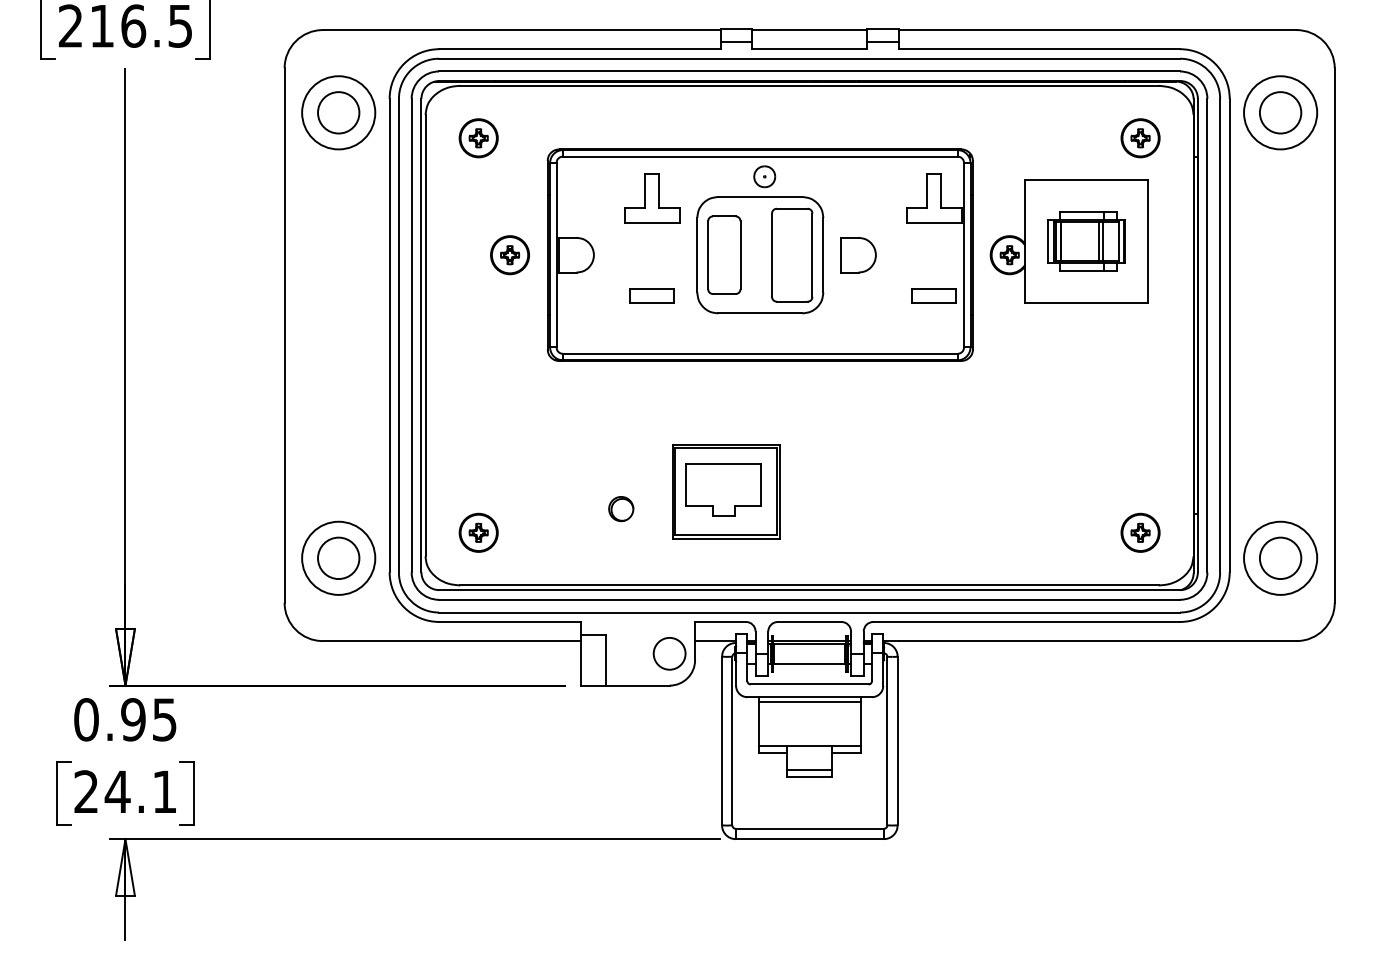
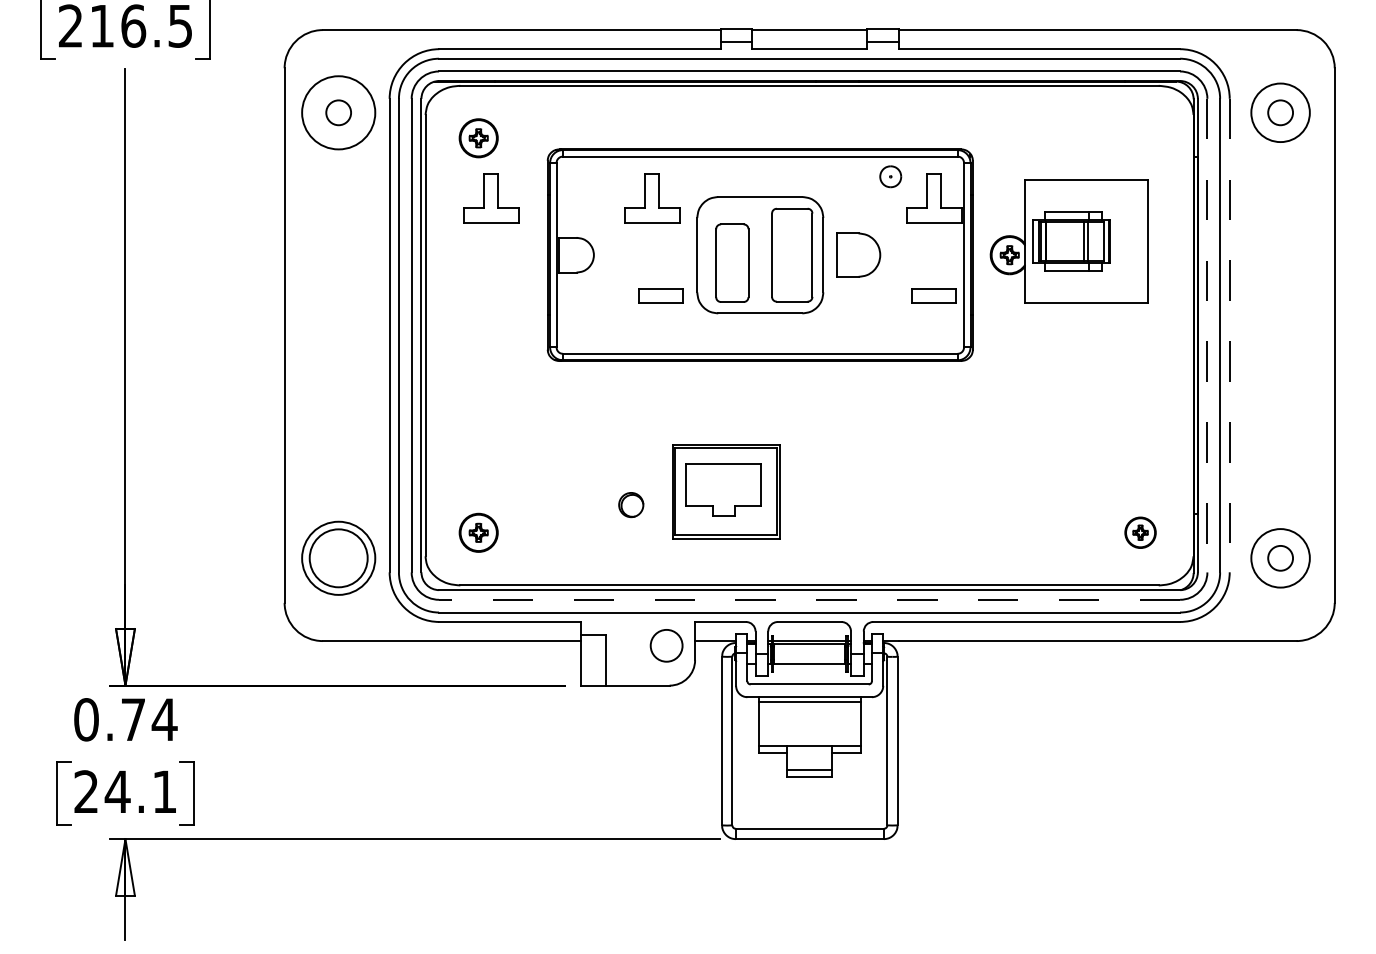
circle diameter: 41 px -> 25 px (338, 112)
circle diameter: 41 px -> 25 px (1280, 112)
circle diameter: 73 px -> 59 px (1280, 112)
part: present -> none (1140, 138)
part position: (764, 176) -> (890, 176) (890, 176)
part: none -> present (491, 198)
part position: (1086, 241) -> (1071, 241) (1071, 241)
part position: (724, 254) -> (732, 262) (732, 262)
part: present -> none (509, 255)
part size: 37x37 px -> 46x46 px (858, 254)
part position: (651, 295) -> (660, 295) (660, 295)
line: solid -> dashed (1207, 335)
line: solid -> dashed (1229, 335)
part position: (621, 509) -> (631, 505) (631, 505)
part size: 41x41 px -> 33x33 px (1140, 532)
circle diameter: 73 px -> 59 px (1280, 558)
circle diameter: 41 px -> 58 px (338, 558)
circle diameter: 41 px -> 25 px (1280, 557)
line: solid -> dashed (809, 599)
circle position: (669, 653) -> (666, 645) (666, 645)
text: 0.95 -> 0.74 (149, 719)
